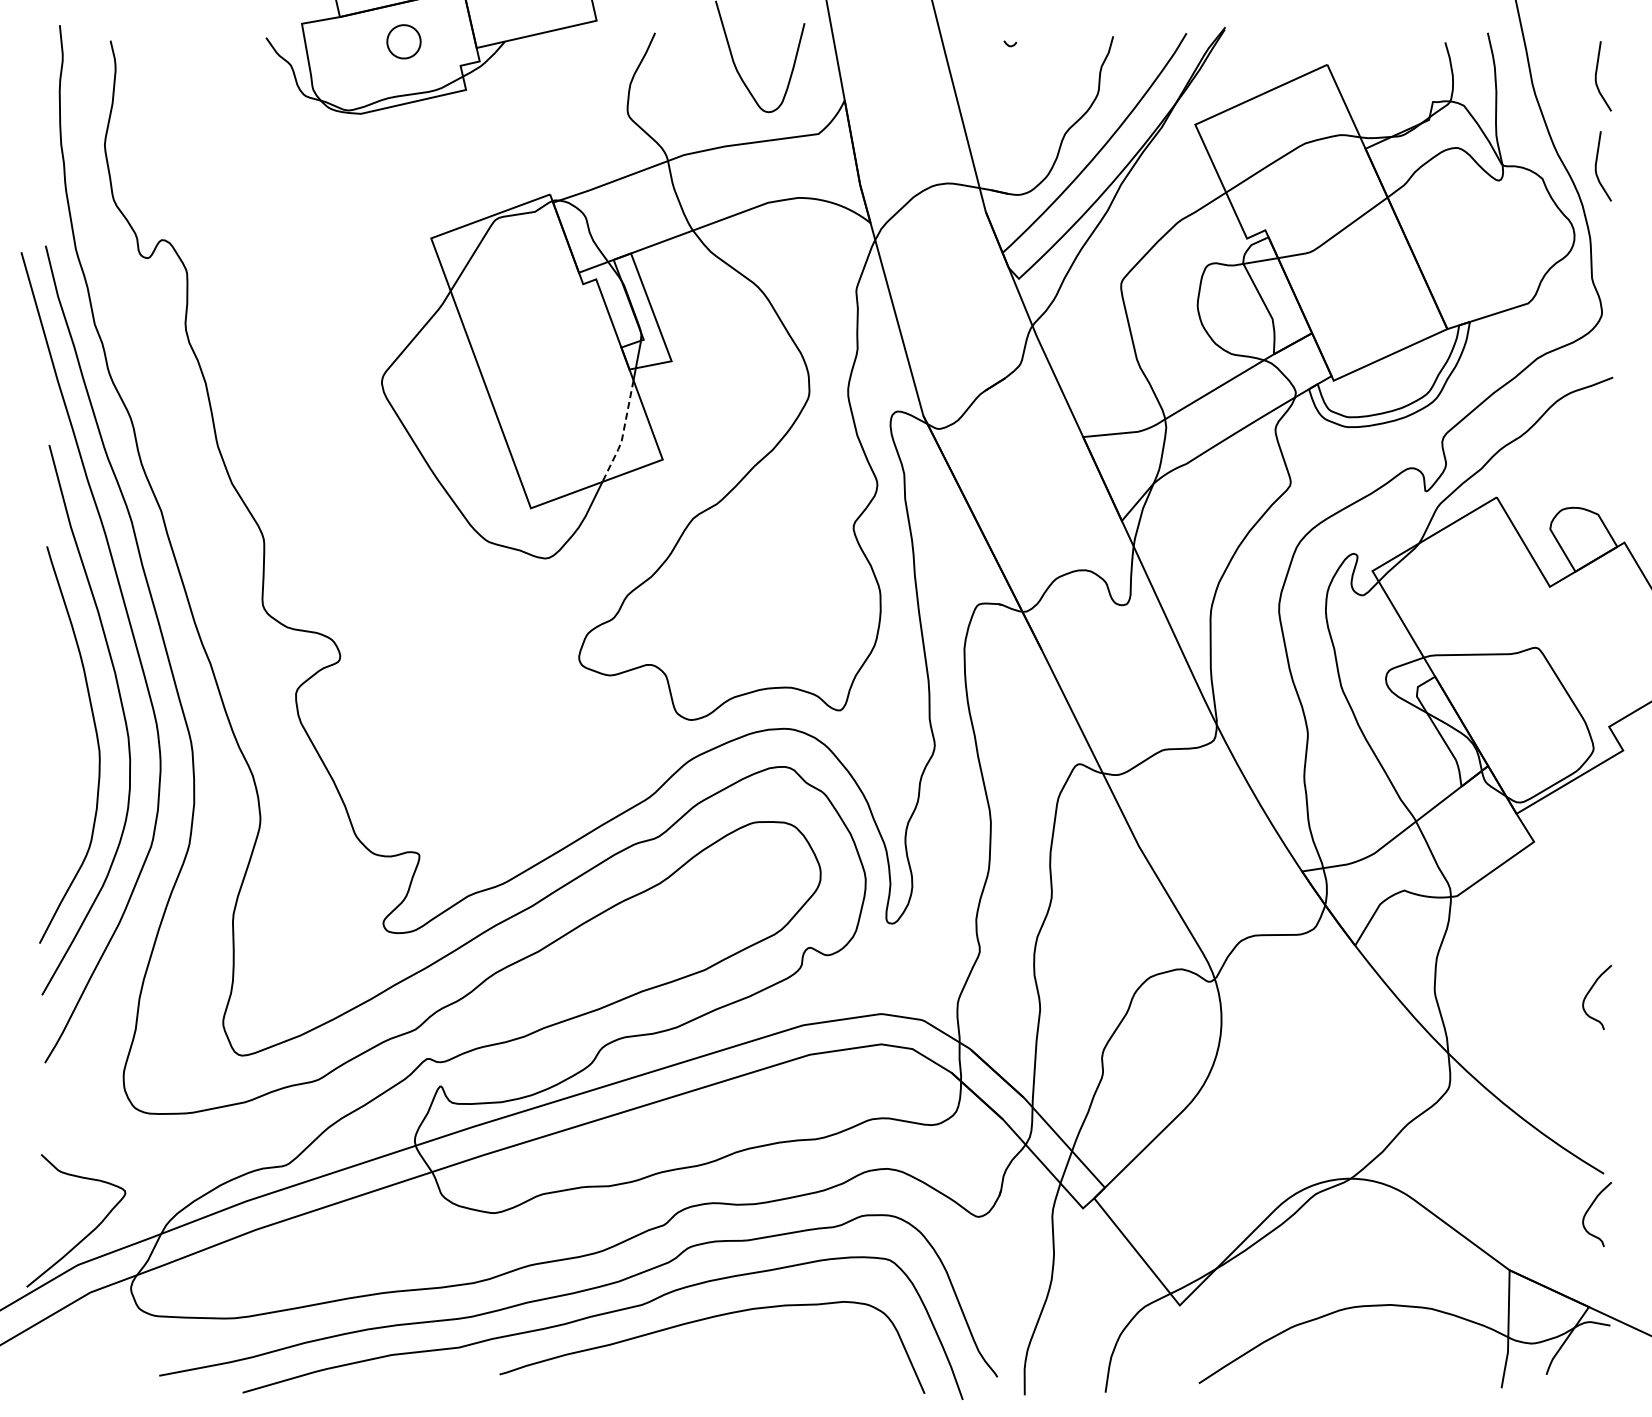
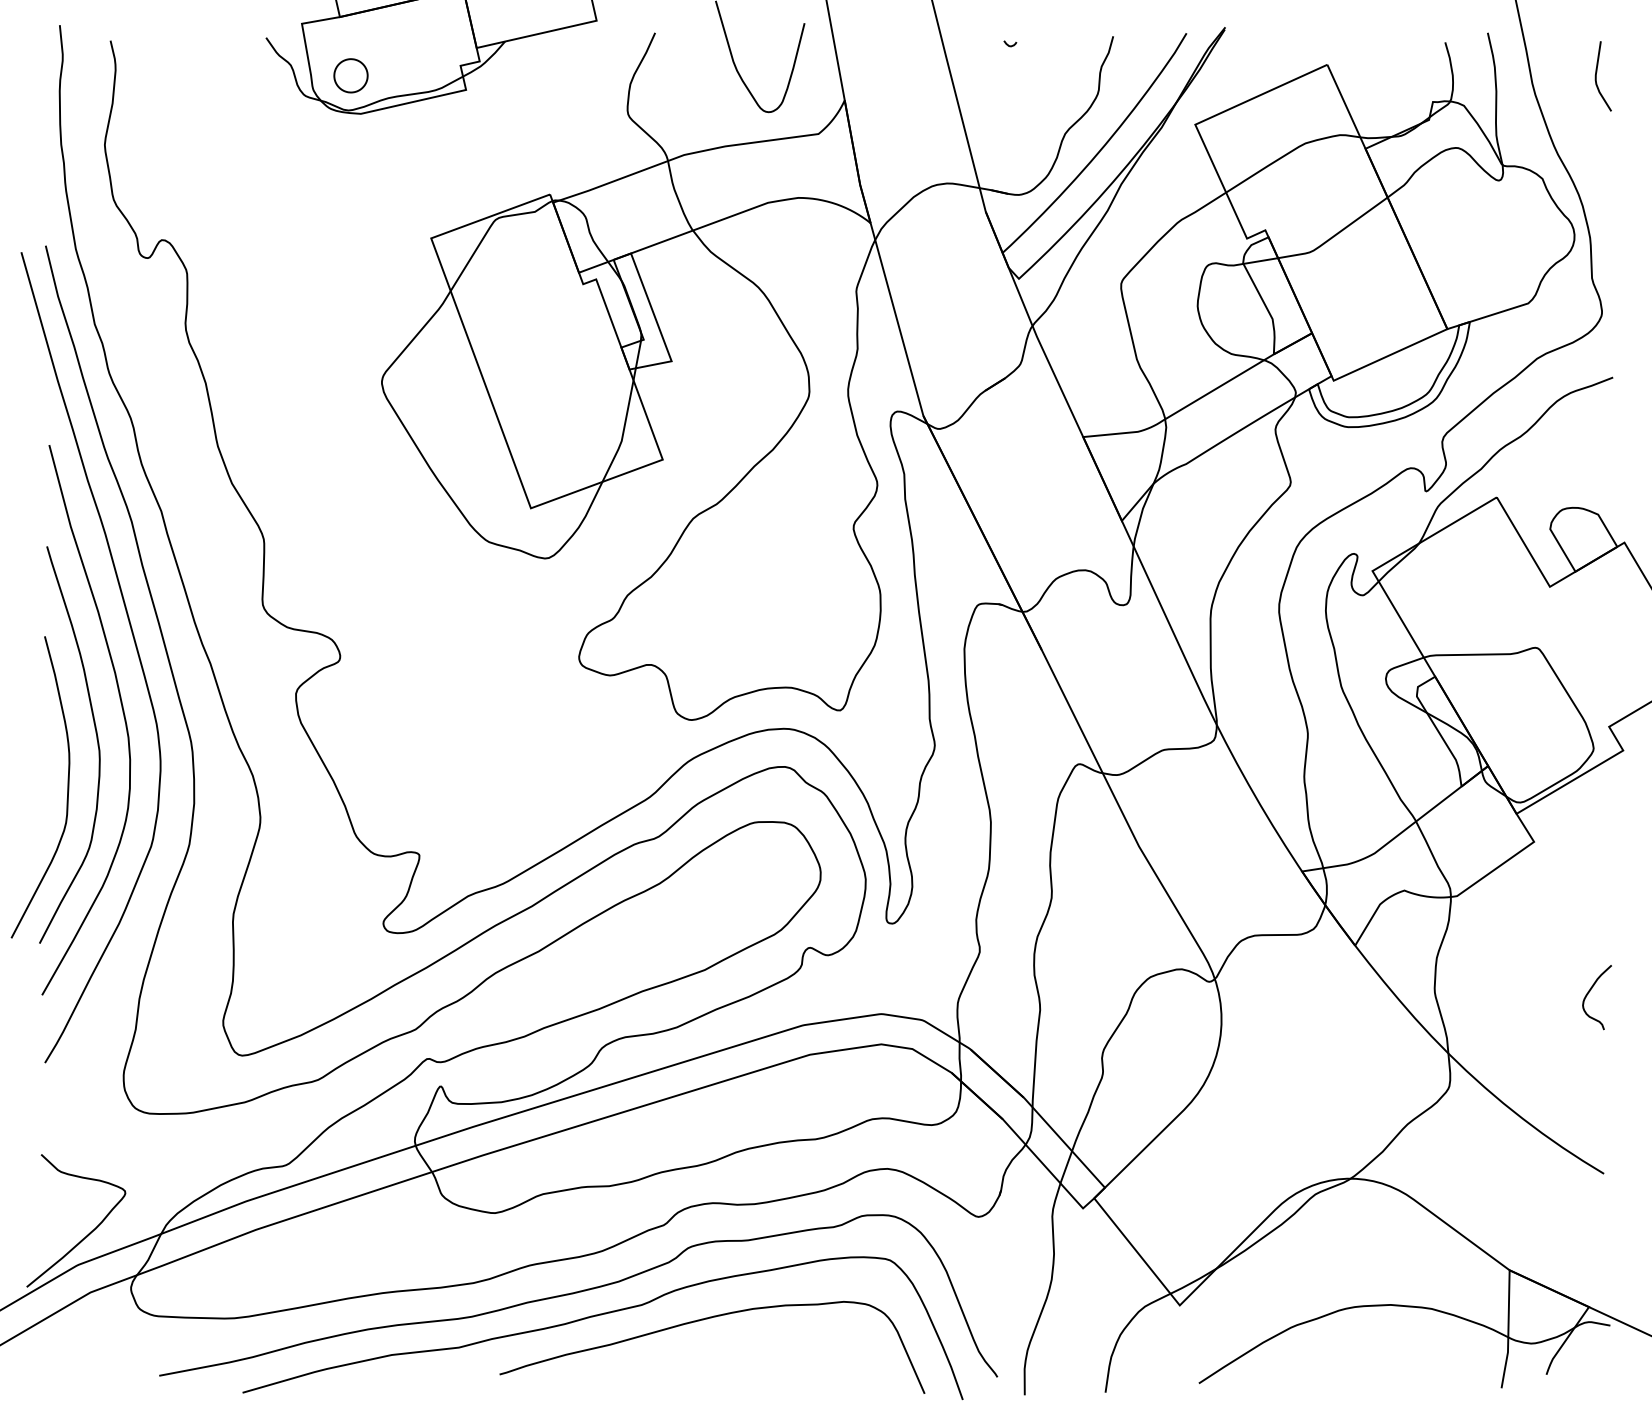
part position: (403, 41) -> (350, 75) (350, 75)
curve: present -> none (1596, 166)
line: dashed -> solid (623, 434)
curve: none -> present (67, 787)
curve: present -> none (1590, 1208)
